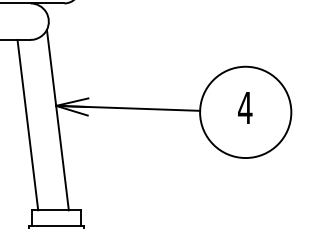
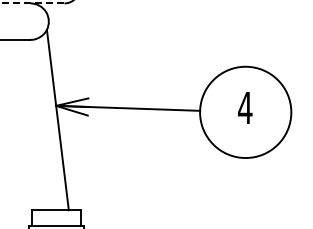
line: solid -> dashed (32, 3)
line: present -> none (27, 124)
